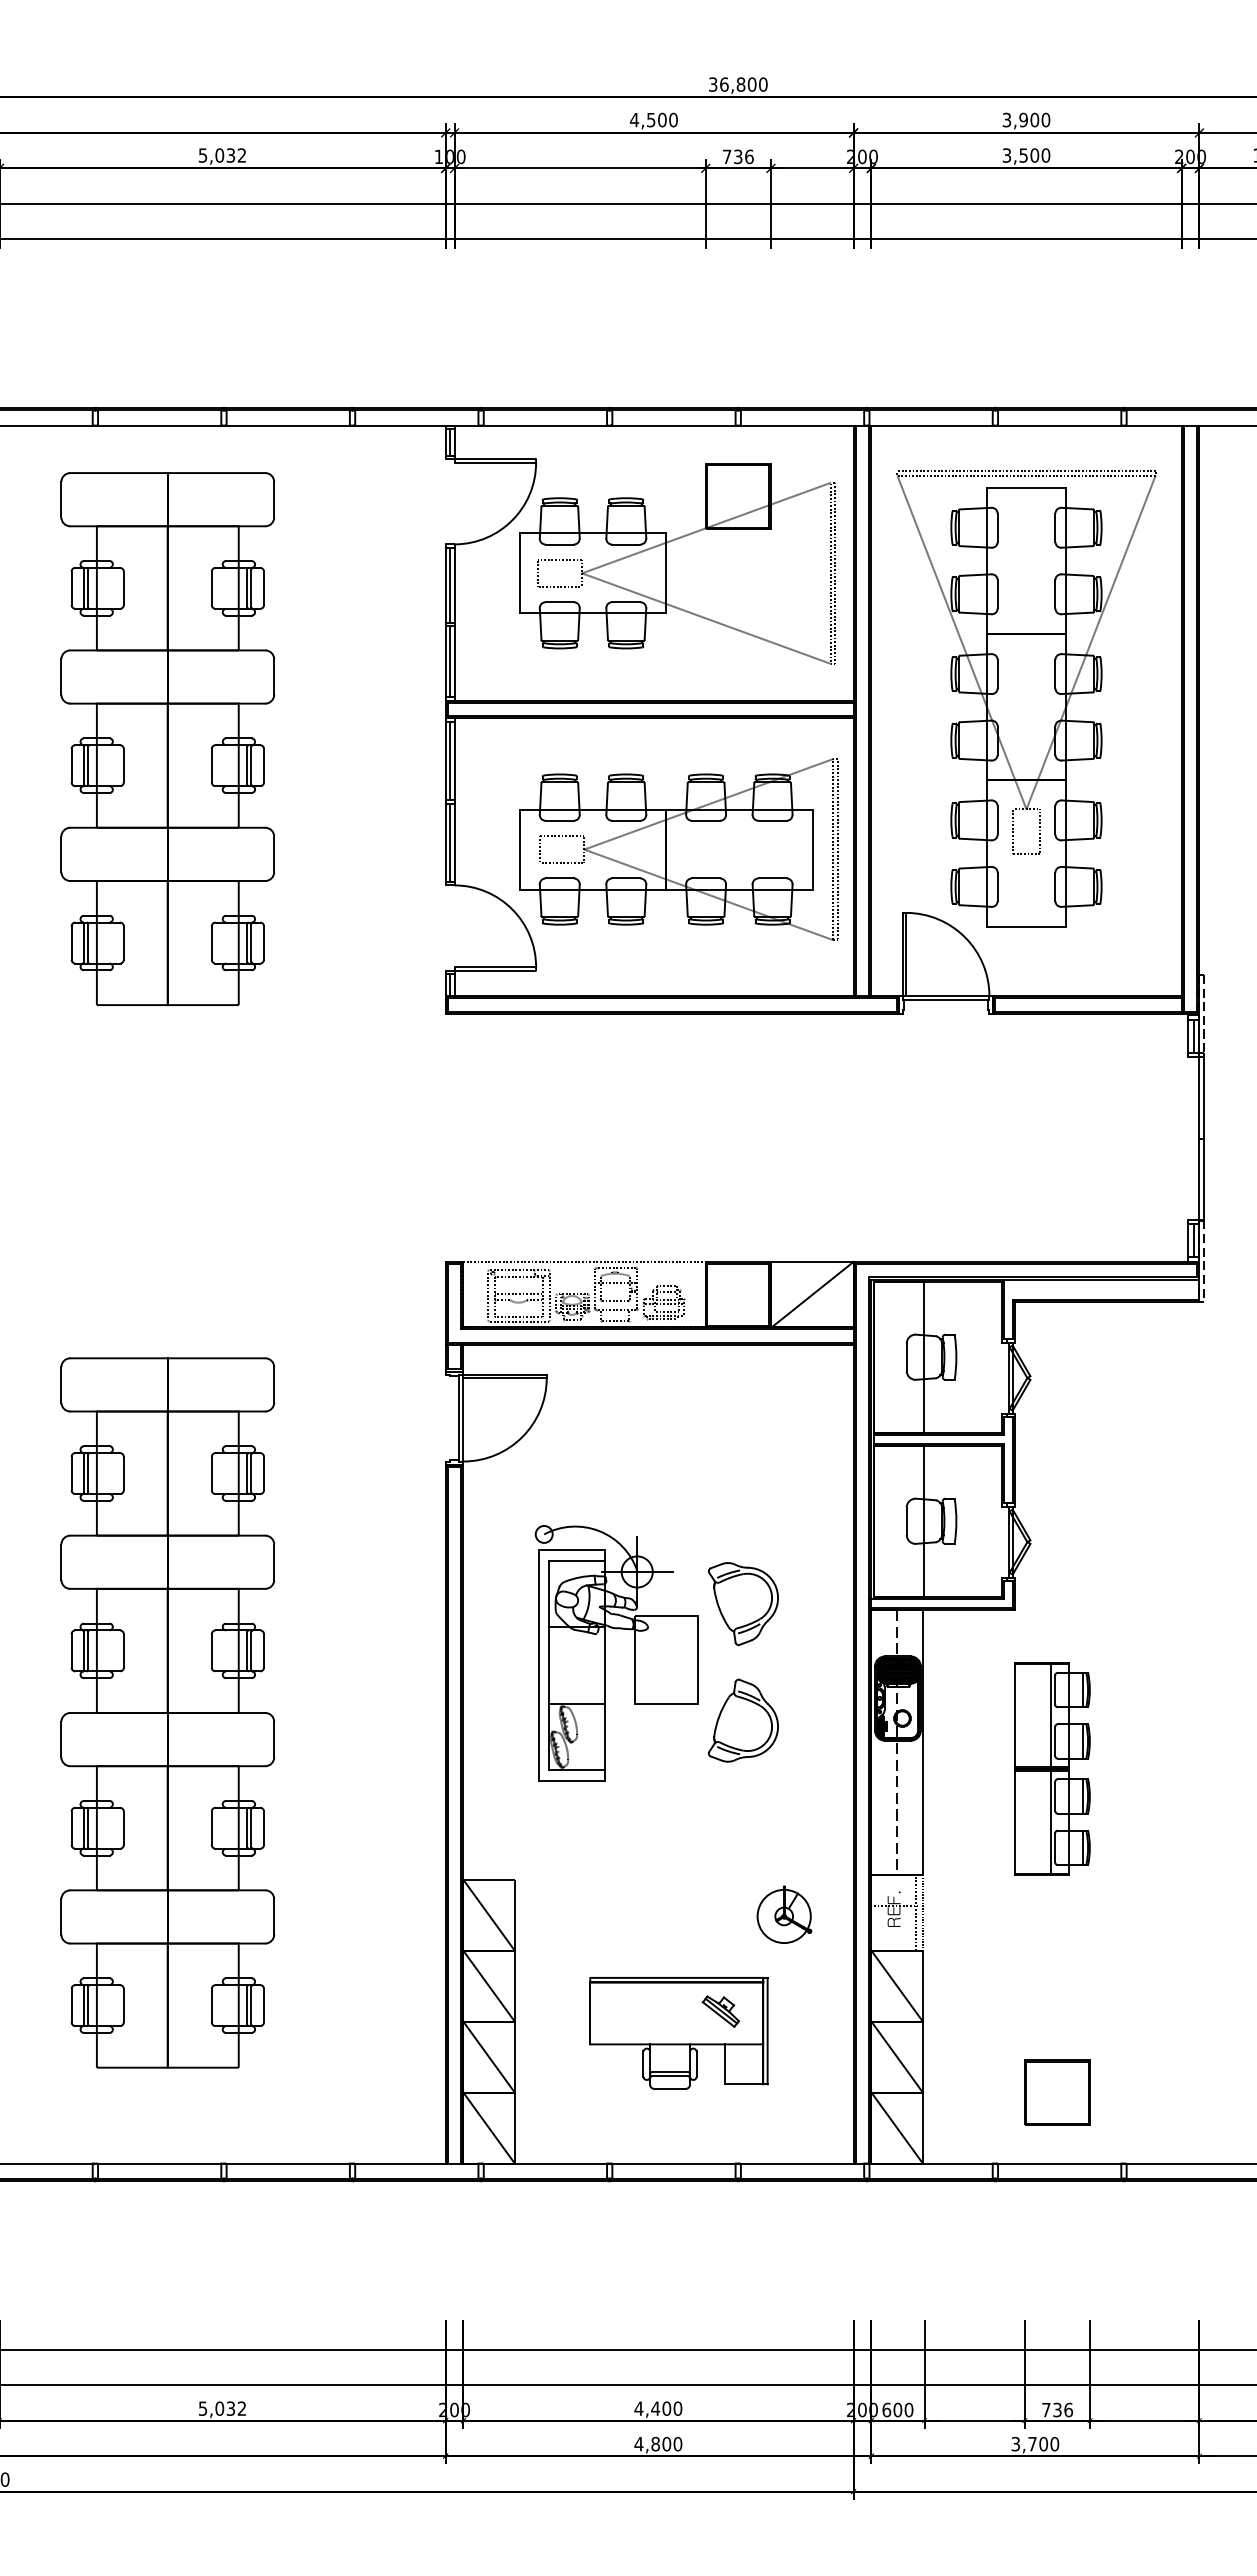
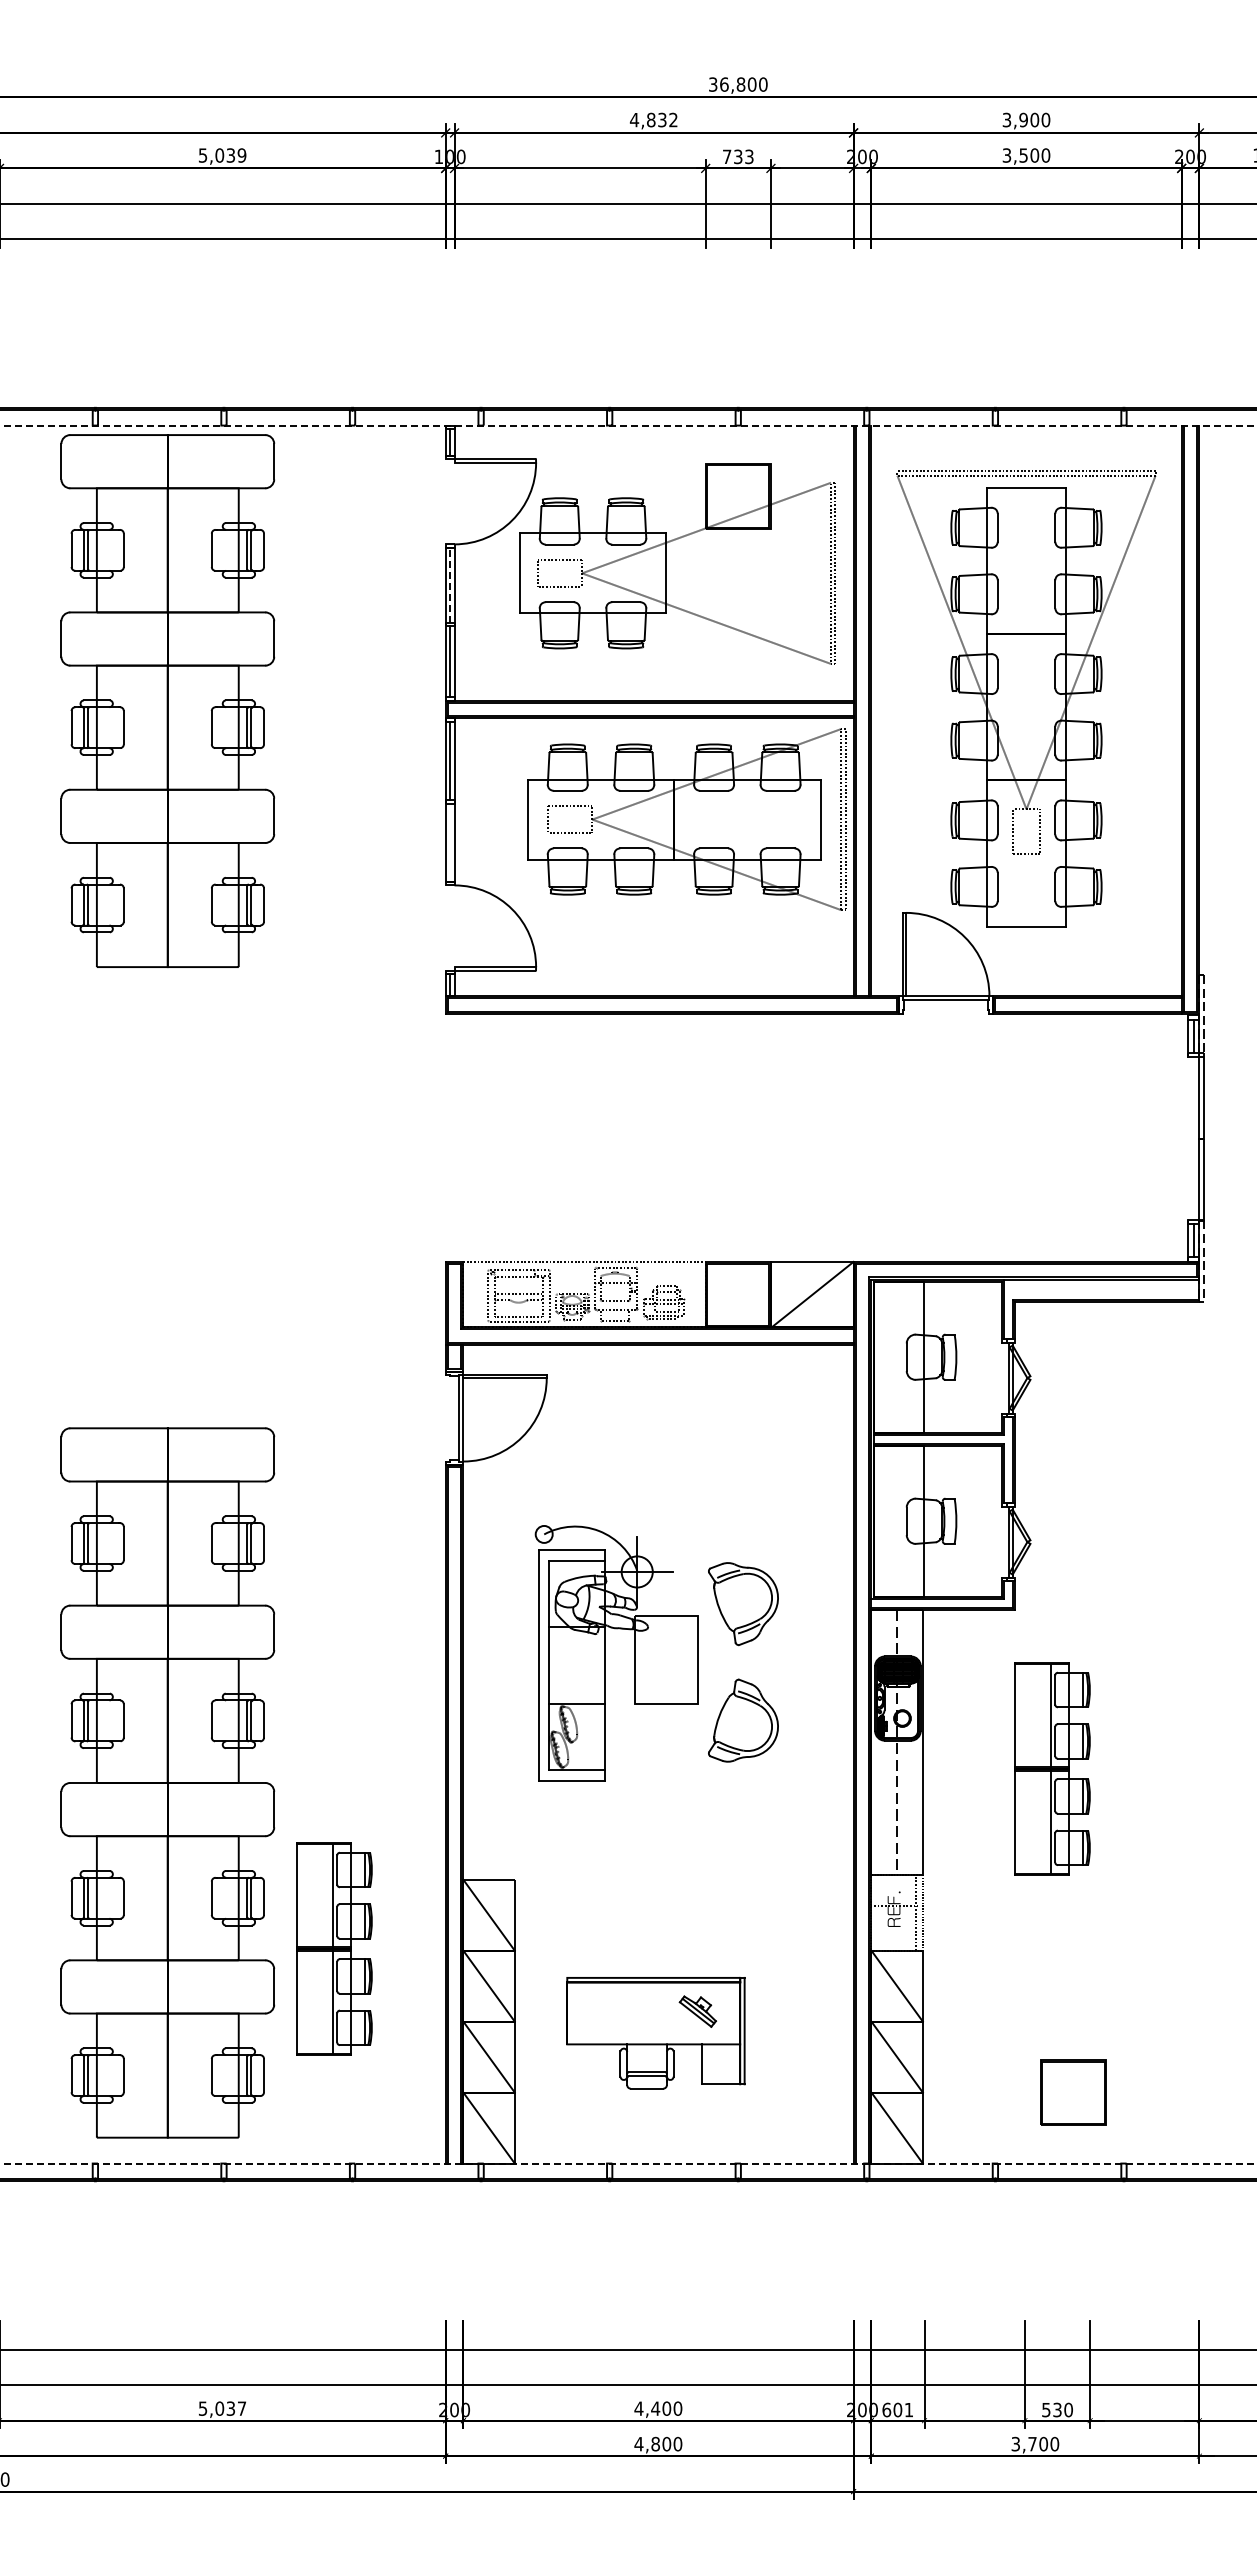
text: 4,500 -> 4,832 (662, 119)
text: 5,032 -> 5,039 (241, 155)
text: 736 -> 733 (749, 156)
line: solid -> dashed (628, 425)
line: solid -> dashed (450, 584)
part position: (167, 739) -> (167, 701) (167, 701)
line: present -> none (450, 842)
part position: (678, 849) -> (686, 819) (686, 819)
part position: (167, 1712) -> (167, 1782) (167, 1782)
part: present -> none (784, 1914)
part: none -> present (334, 1948)
part position: (678, 2032) -> (655, 2032) (655, 2032)
part position: (1057, 2092) -> (1073, 2092) (1073, 2092)
line: solid -> dashed (628, 2163)
text: 5,032 -> 5,037 (241, 2408)
text: 600 -> 601 (908, 2409)
text: 736 -> 530 (1057, 2409)
